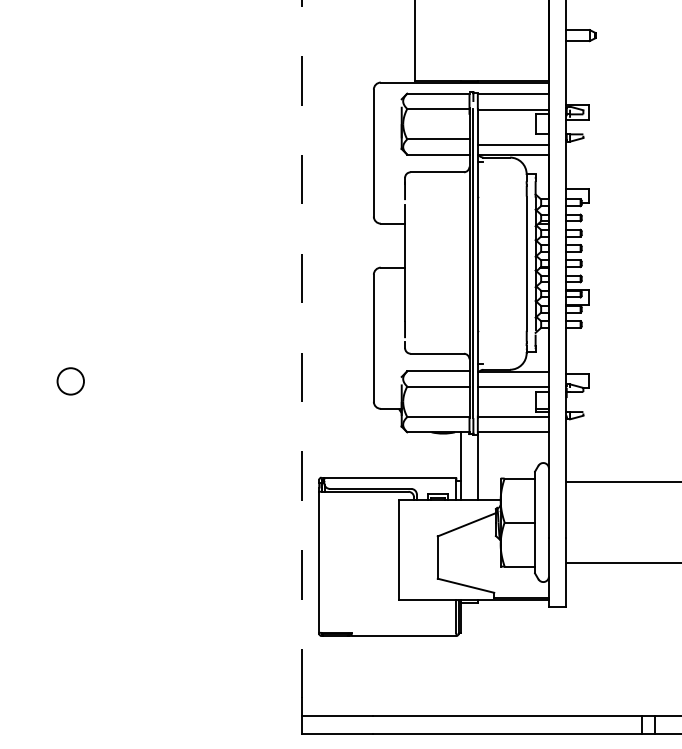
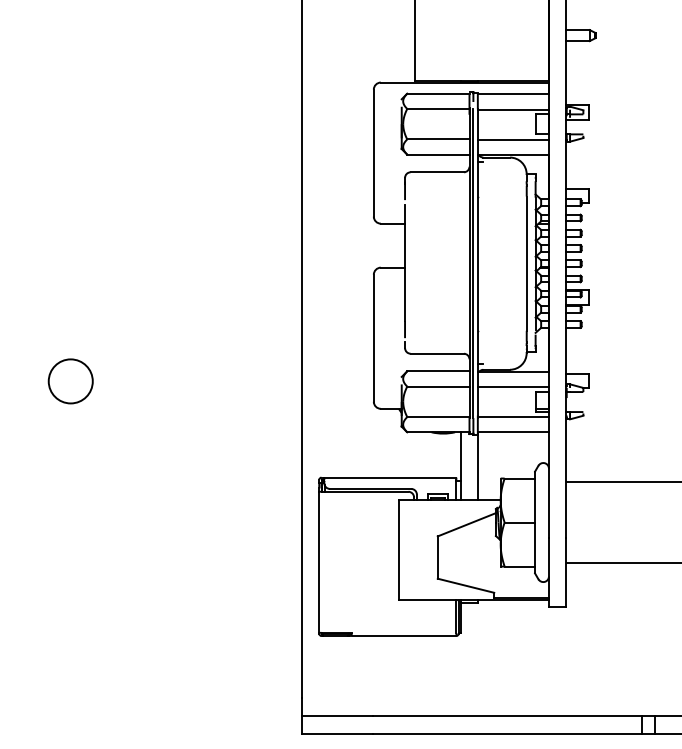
line position: (513, 144) -> (513, 139) (513, 139)
line: dashed -> solid (302, 349)
circle diameter: 26 px -> 44 px (70, 381)
